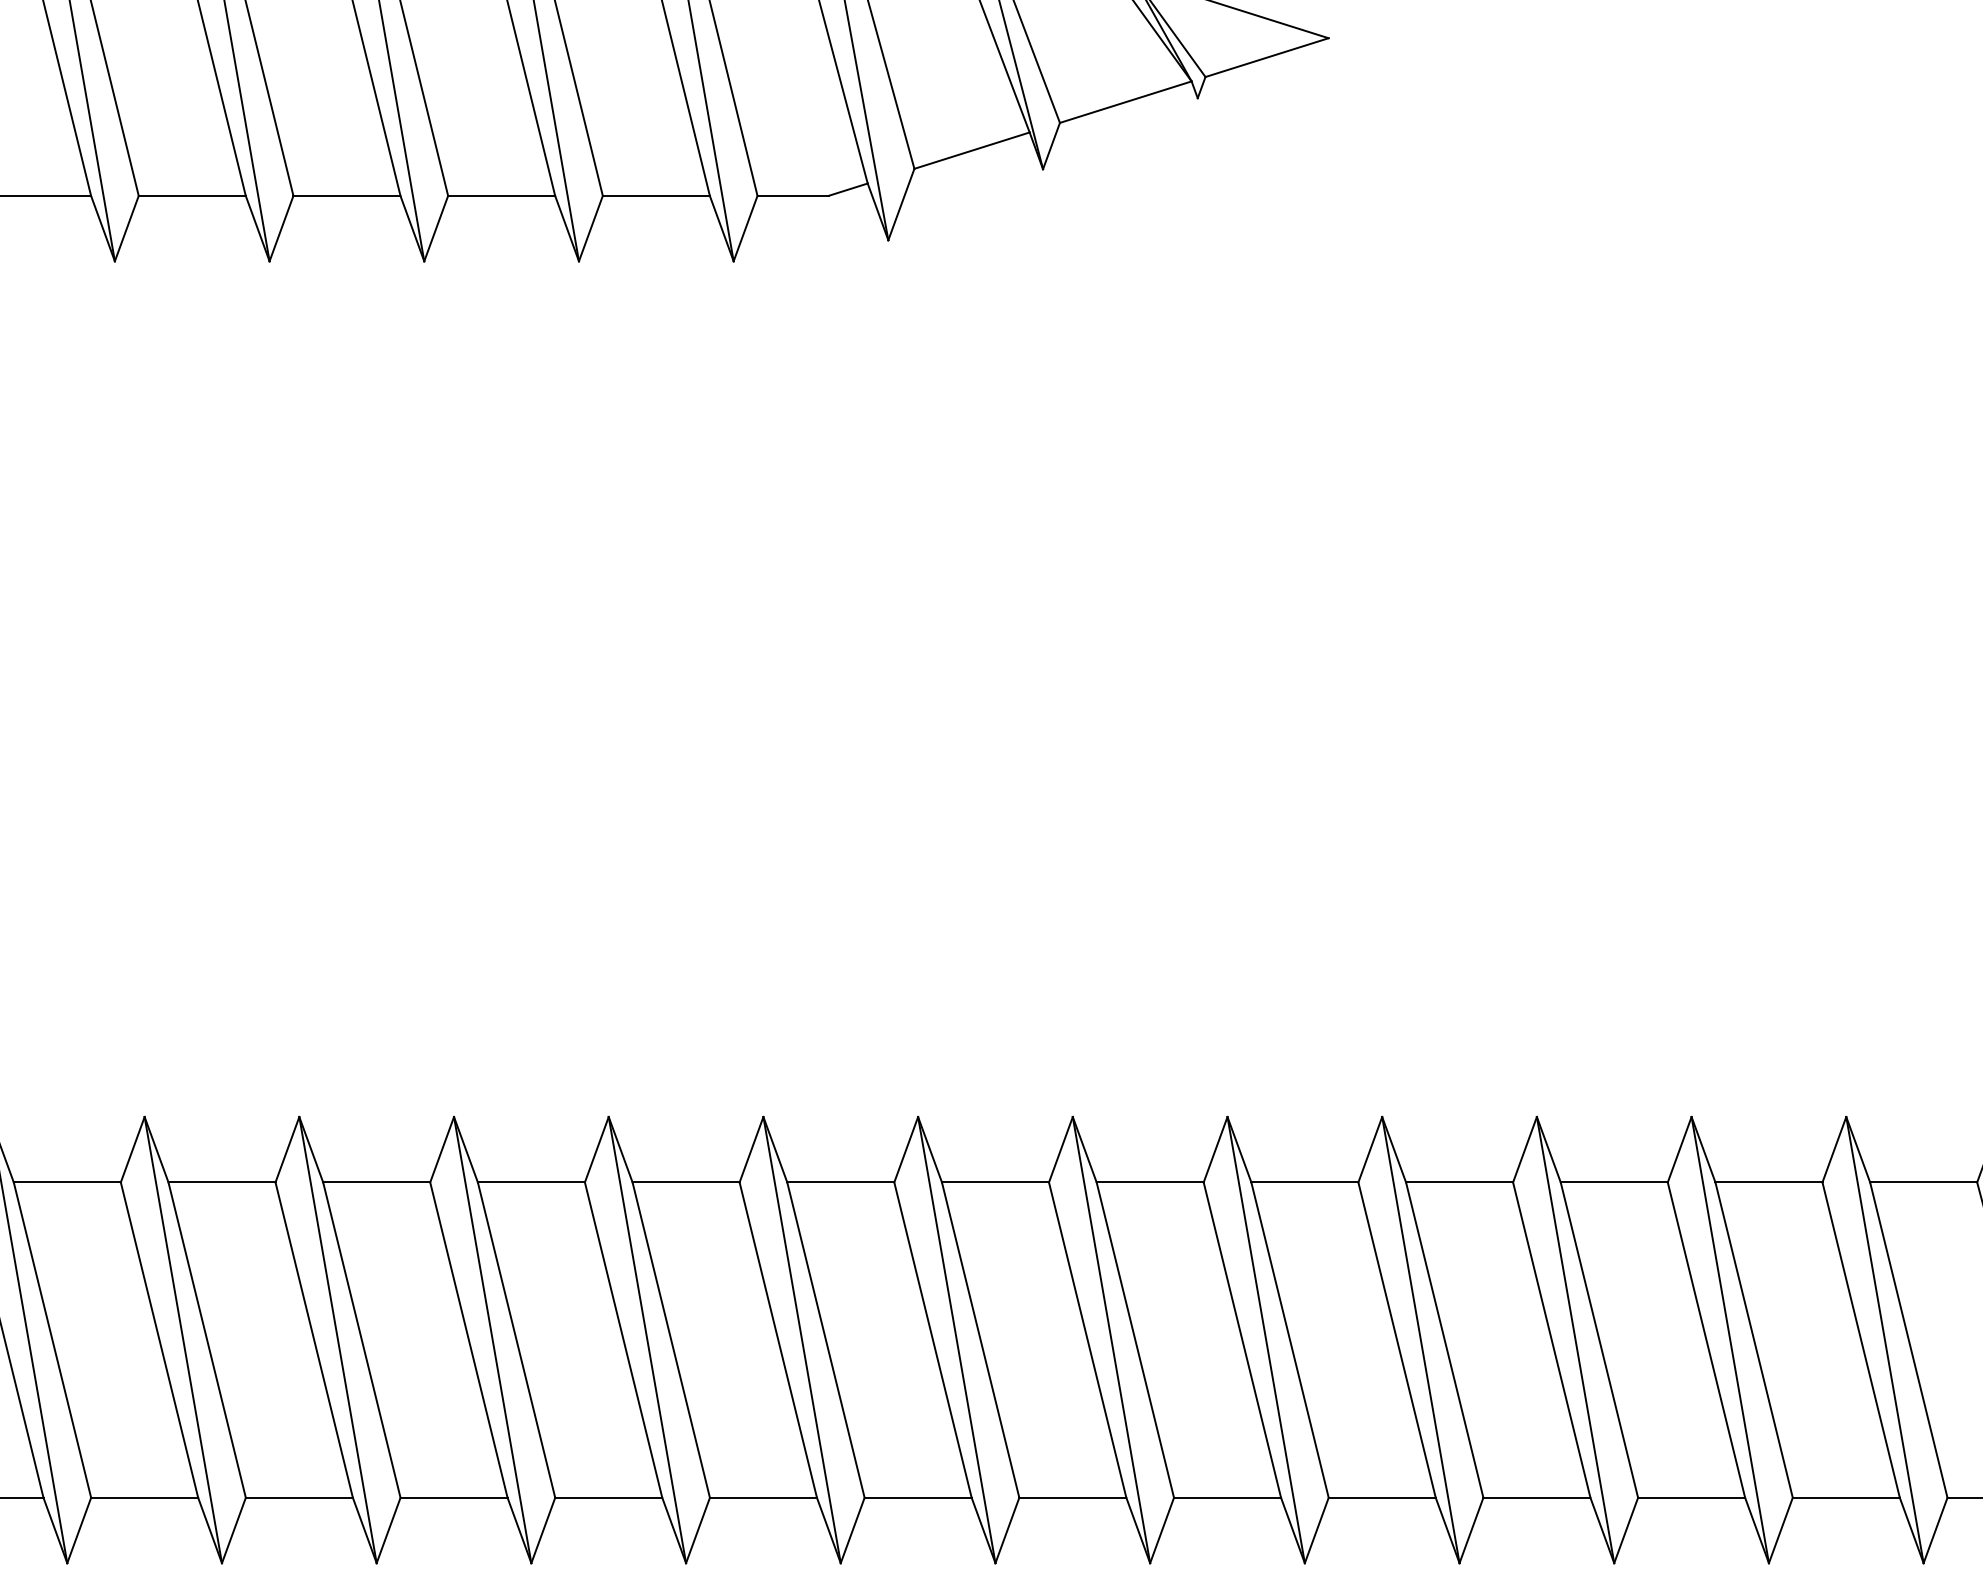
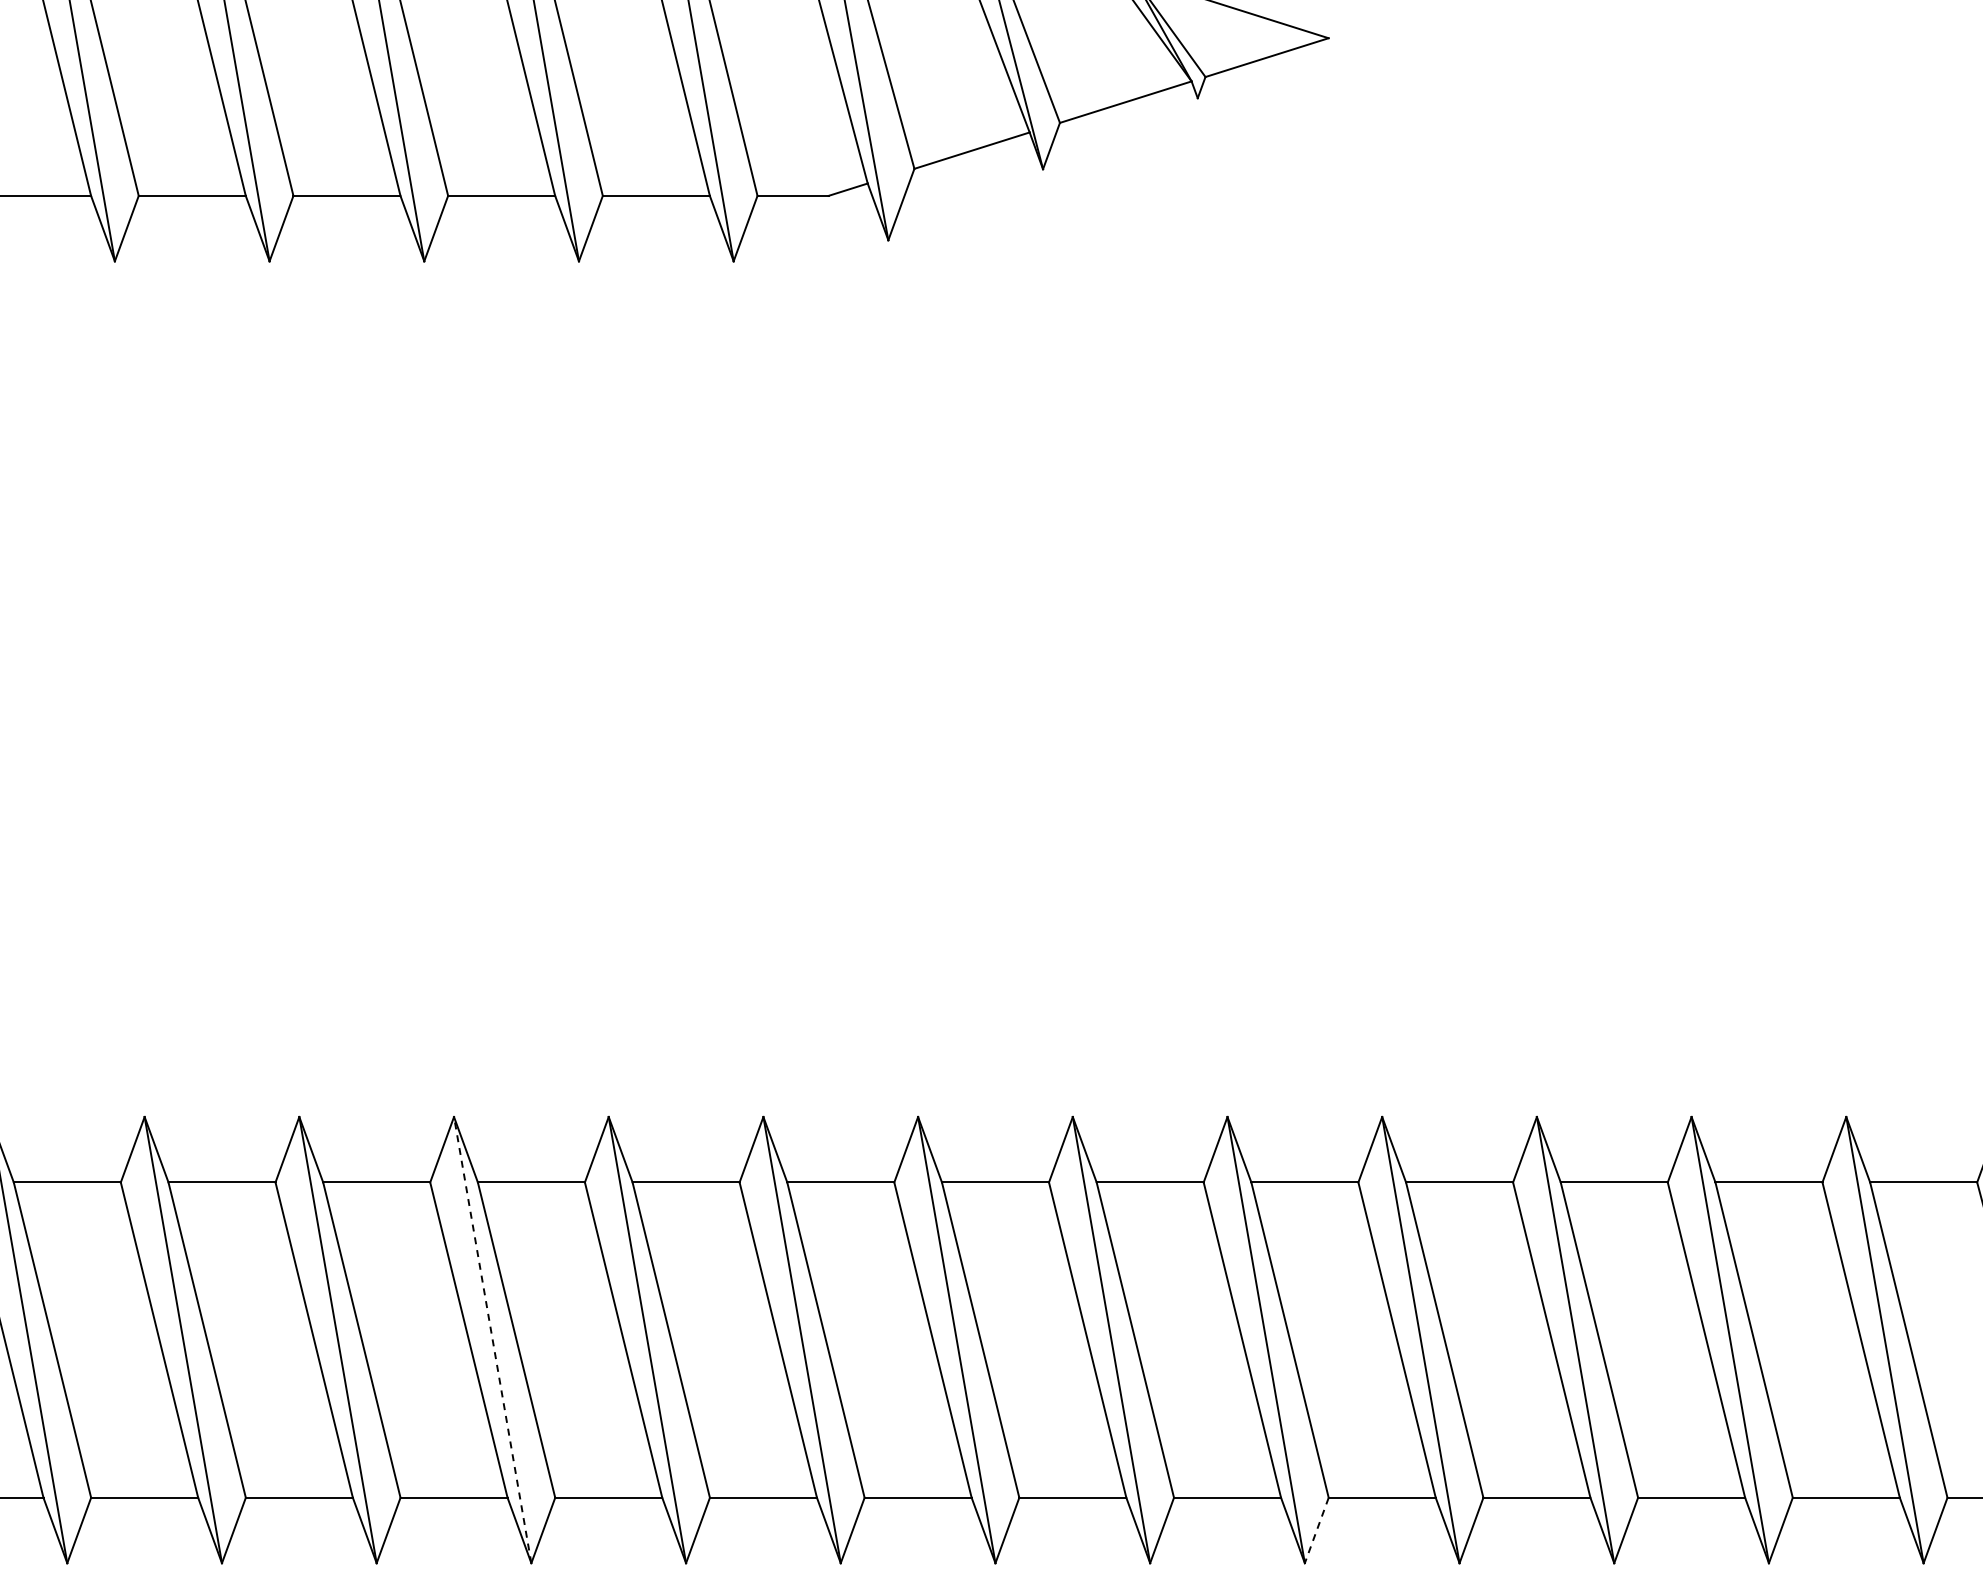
line: solid -> dashed (492, 1339)
line: solid -> dashed (1316, 1530)
